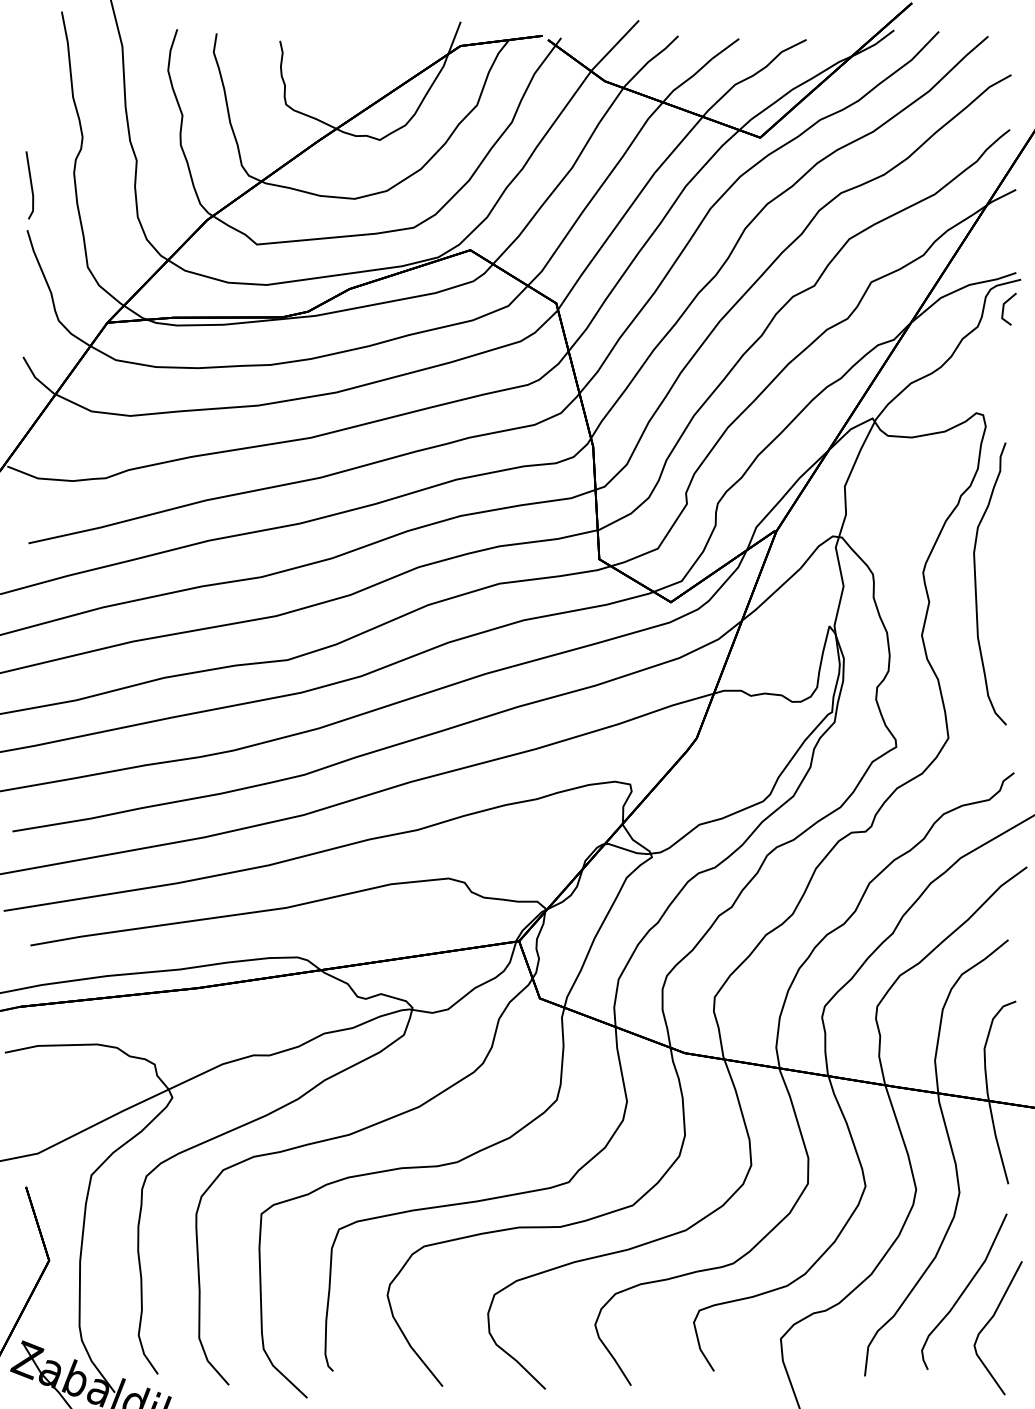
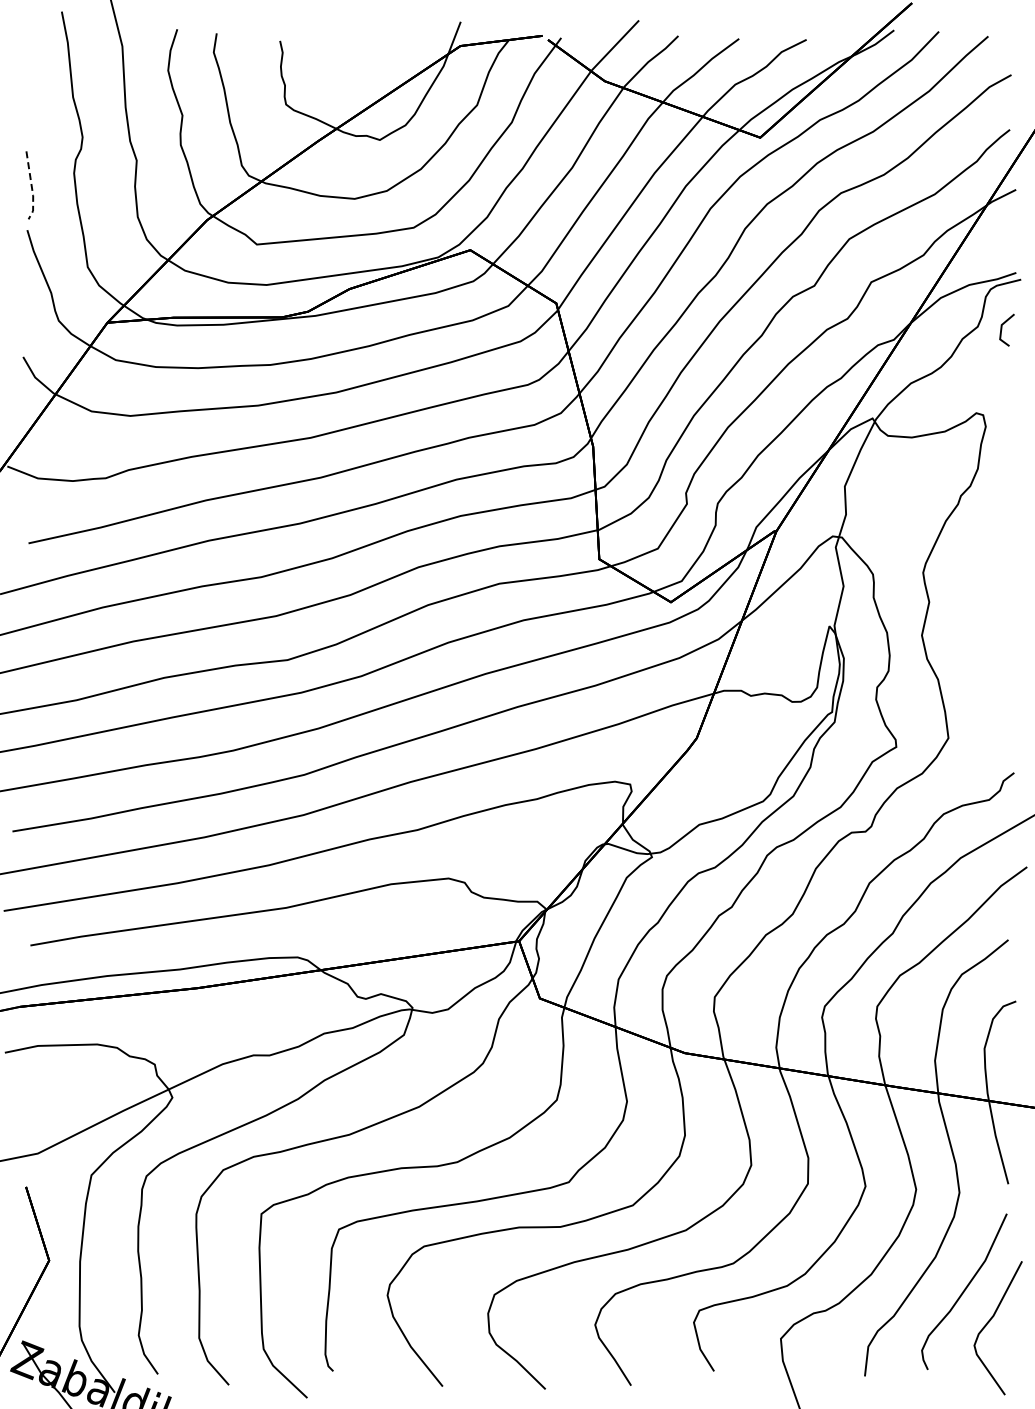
line: solid -> dashed (31, 187)
line position: (1004, 308) -> (1002, 329) (1002, 329)
curve: present -> none (976, 583)
